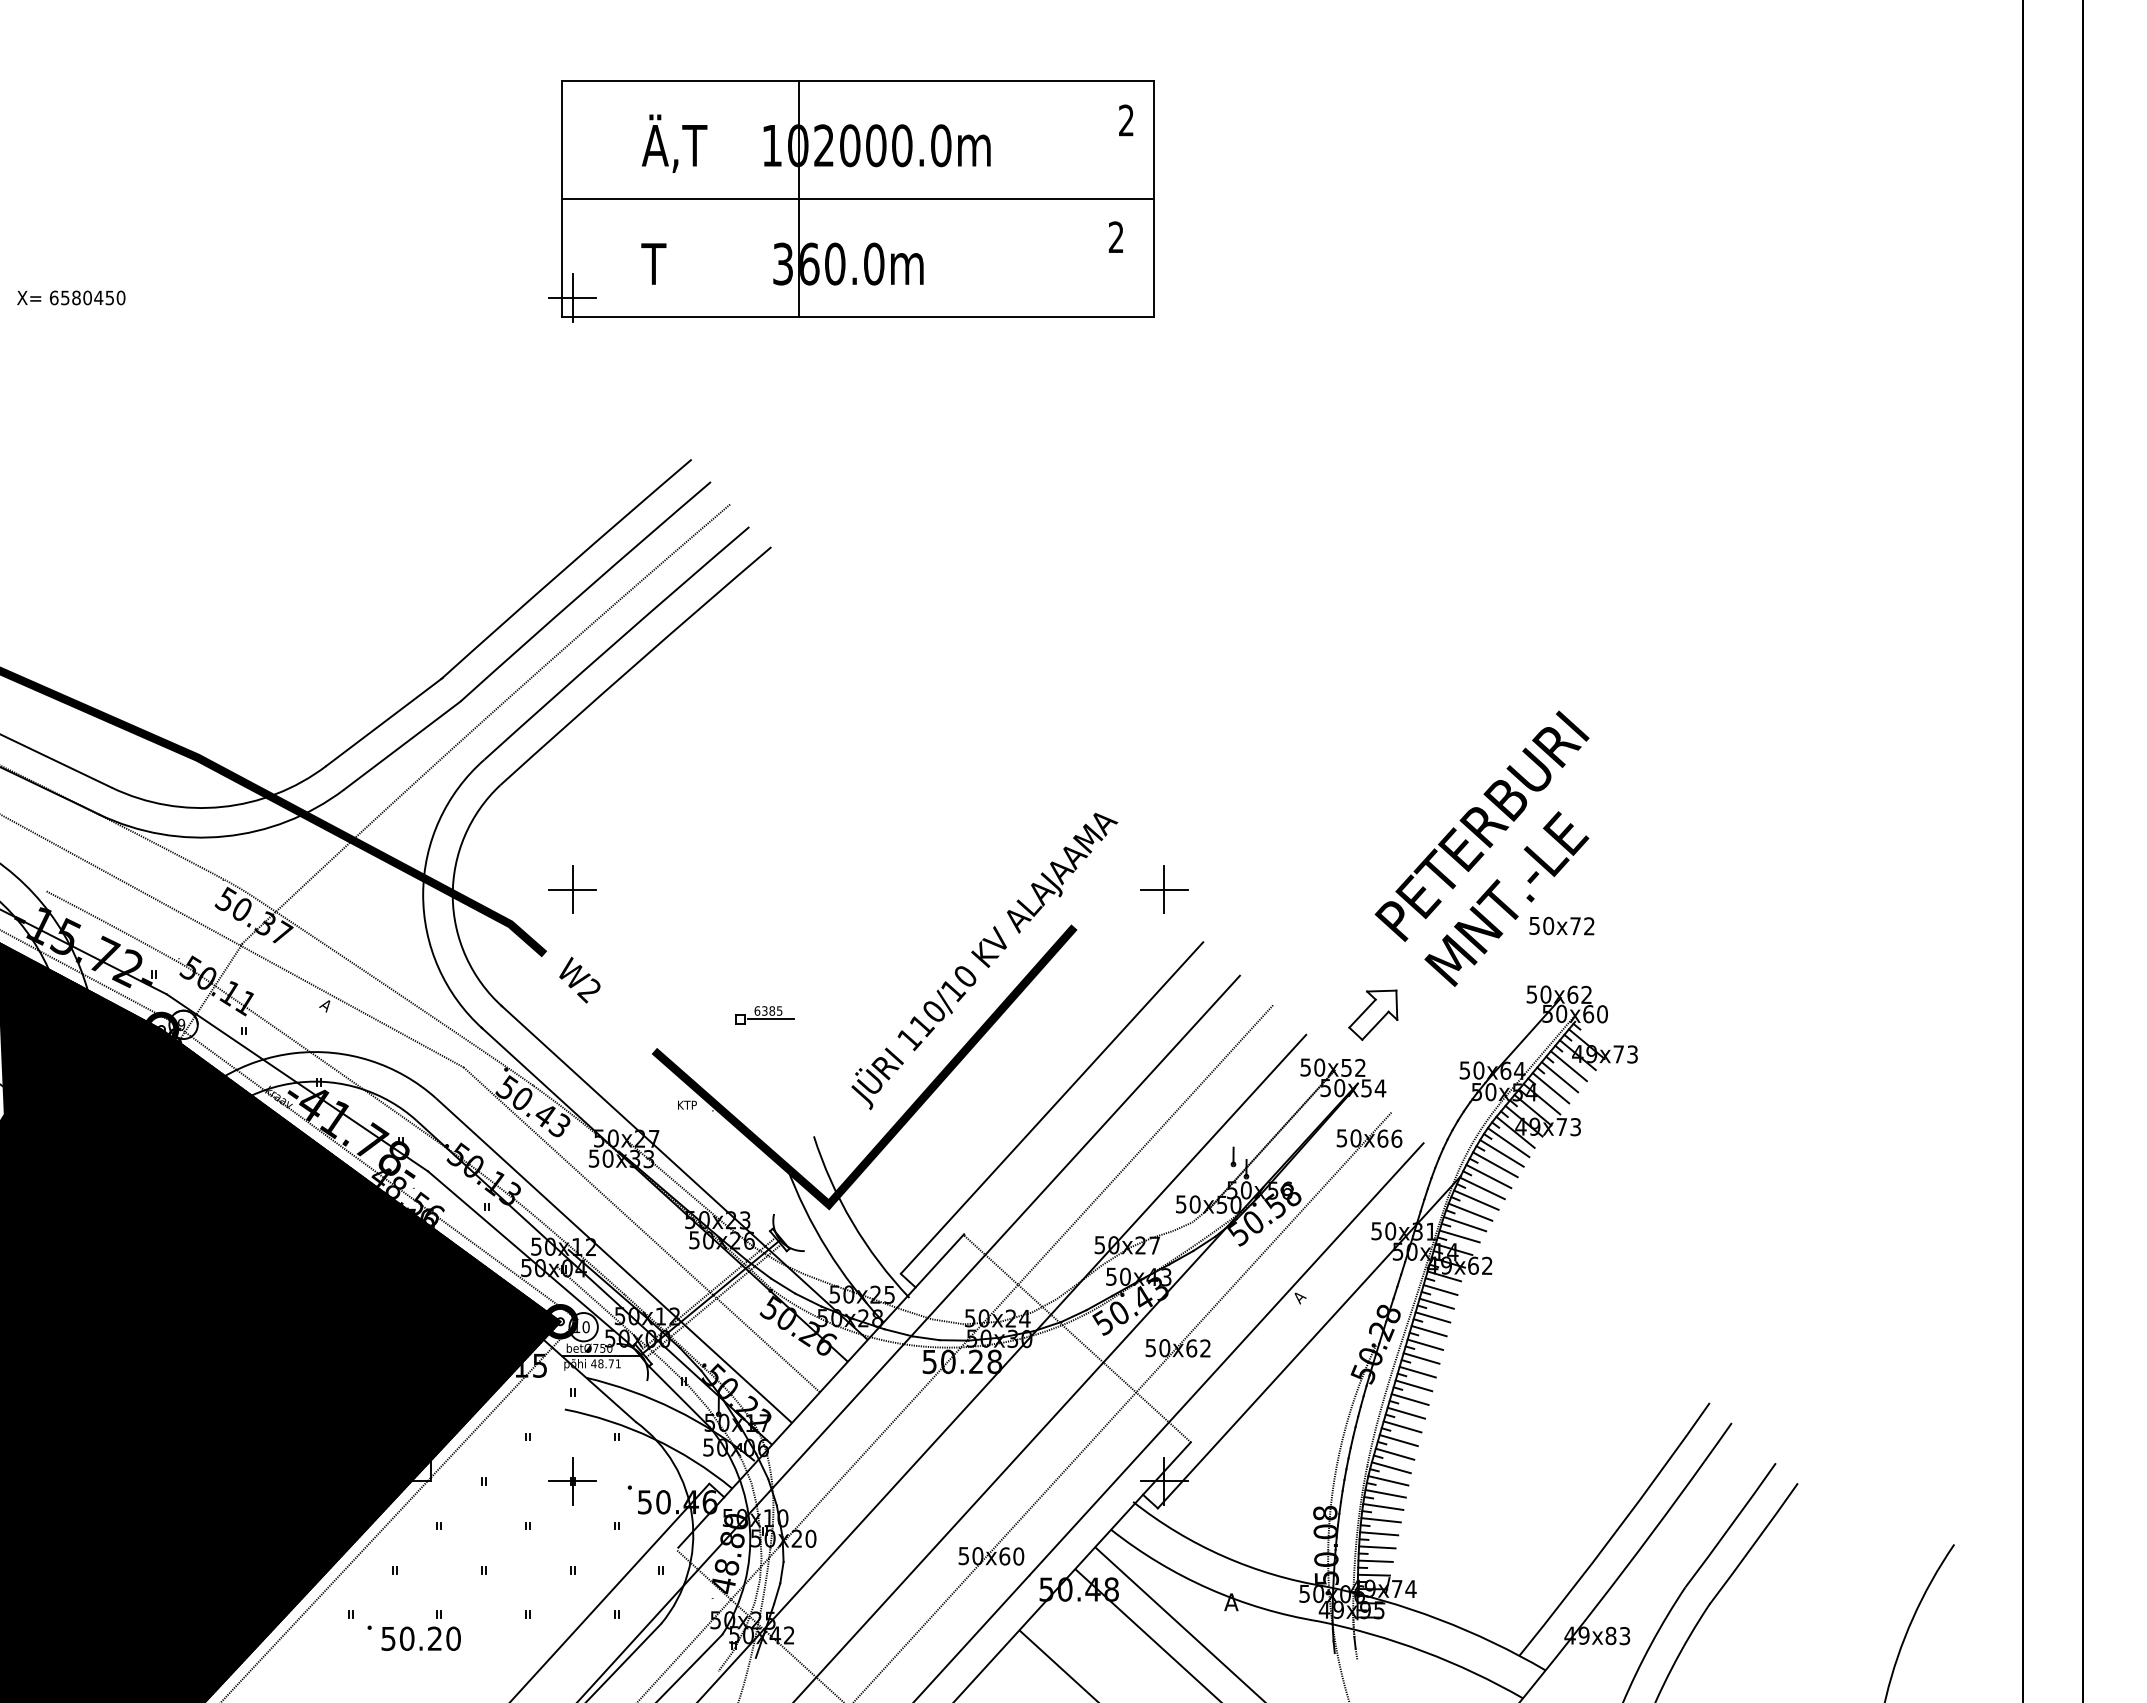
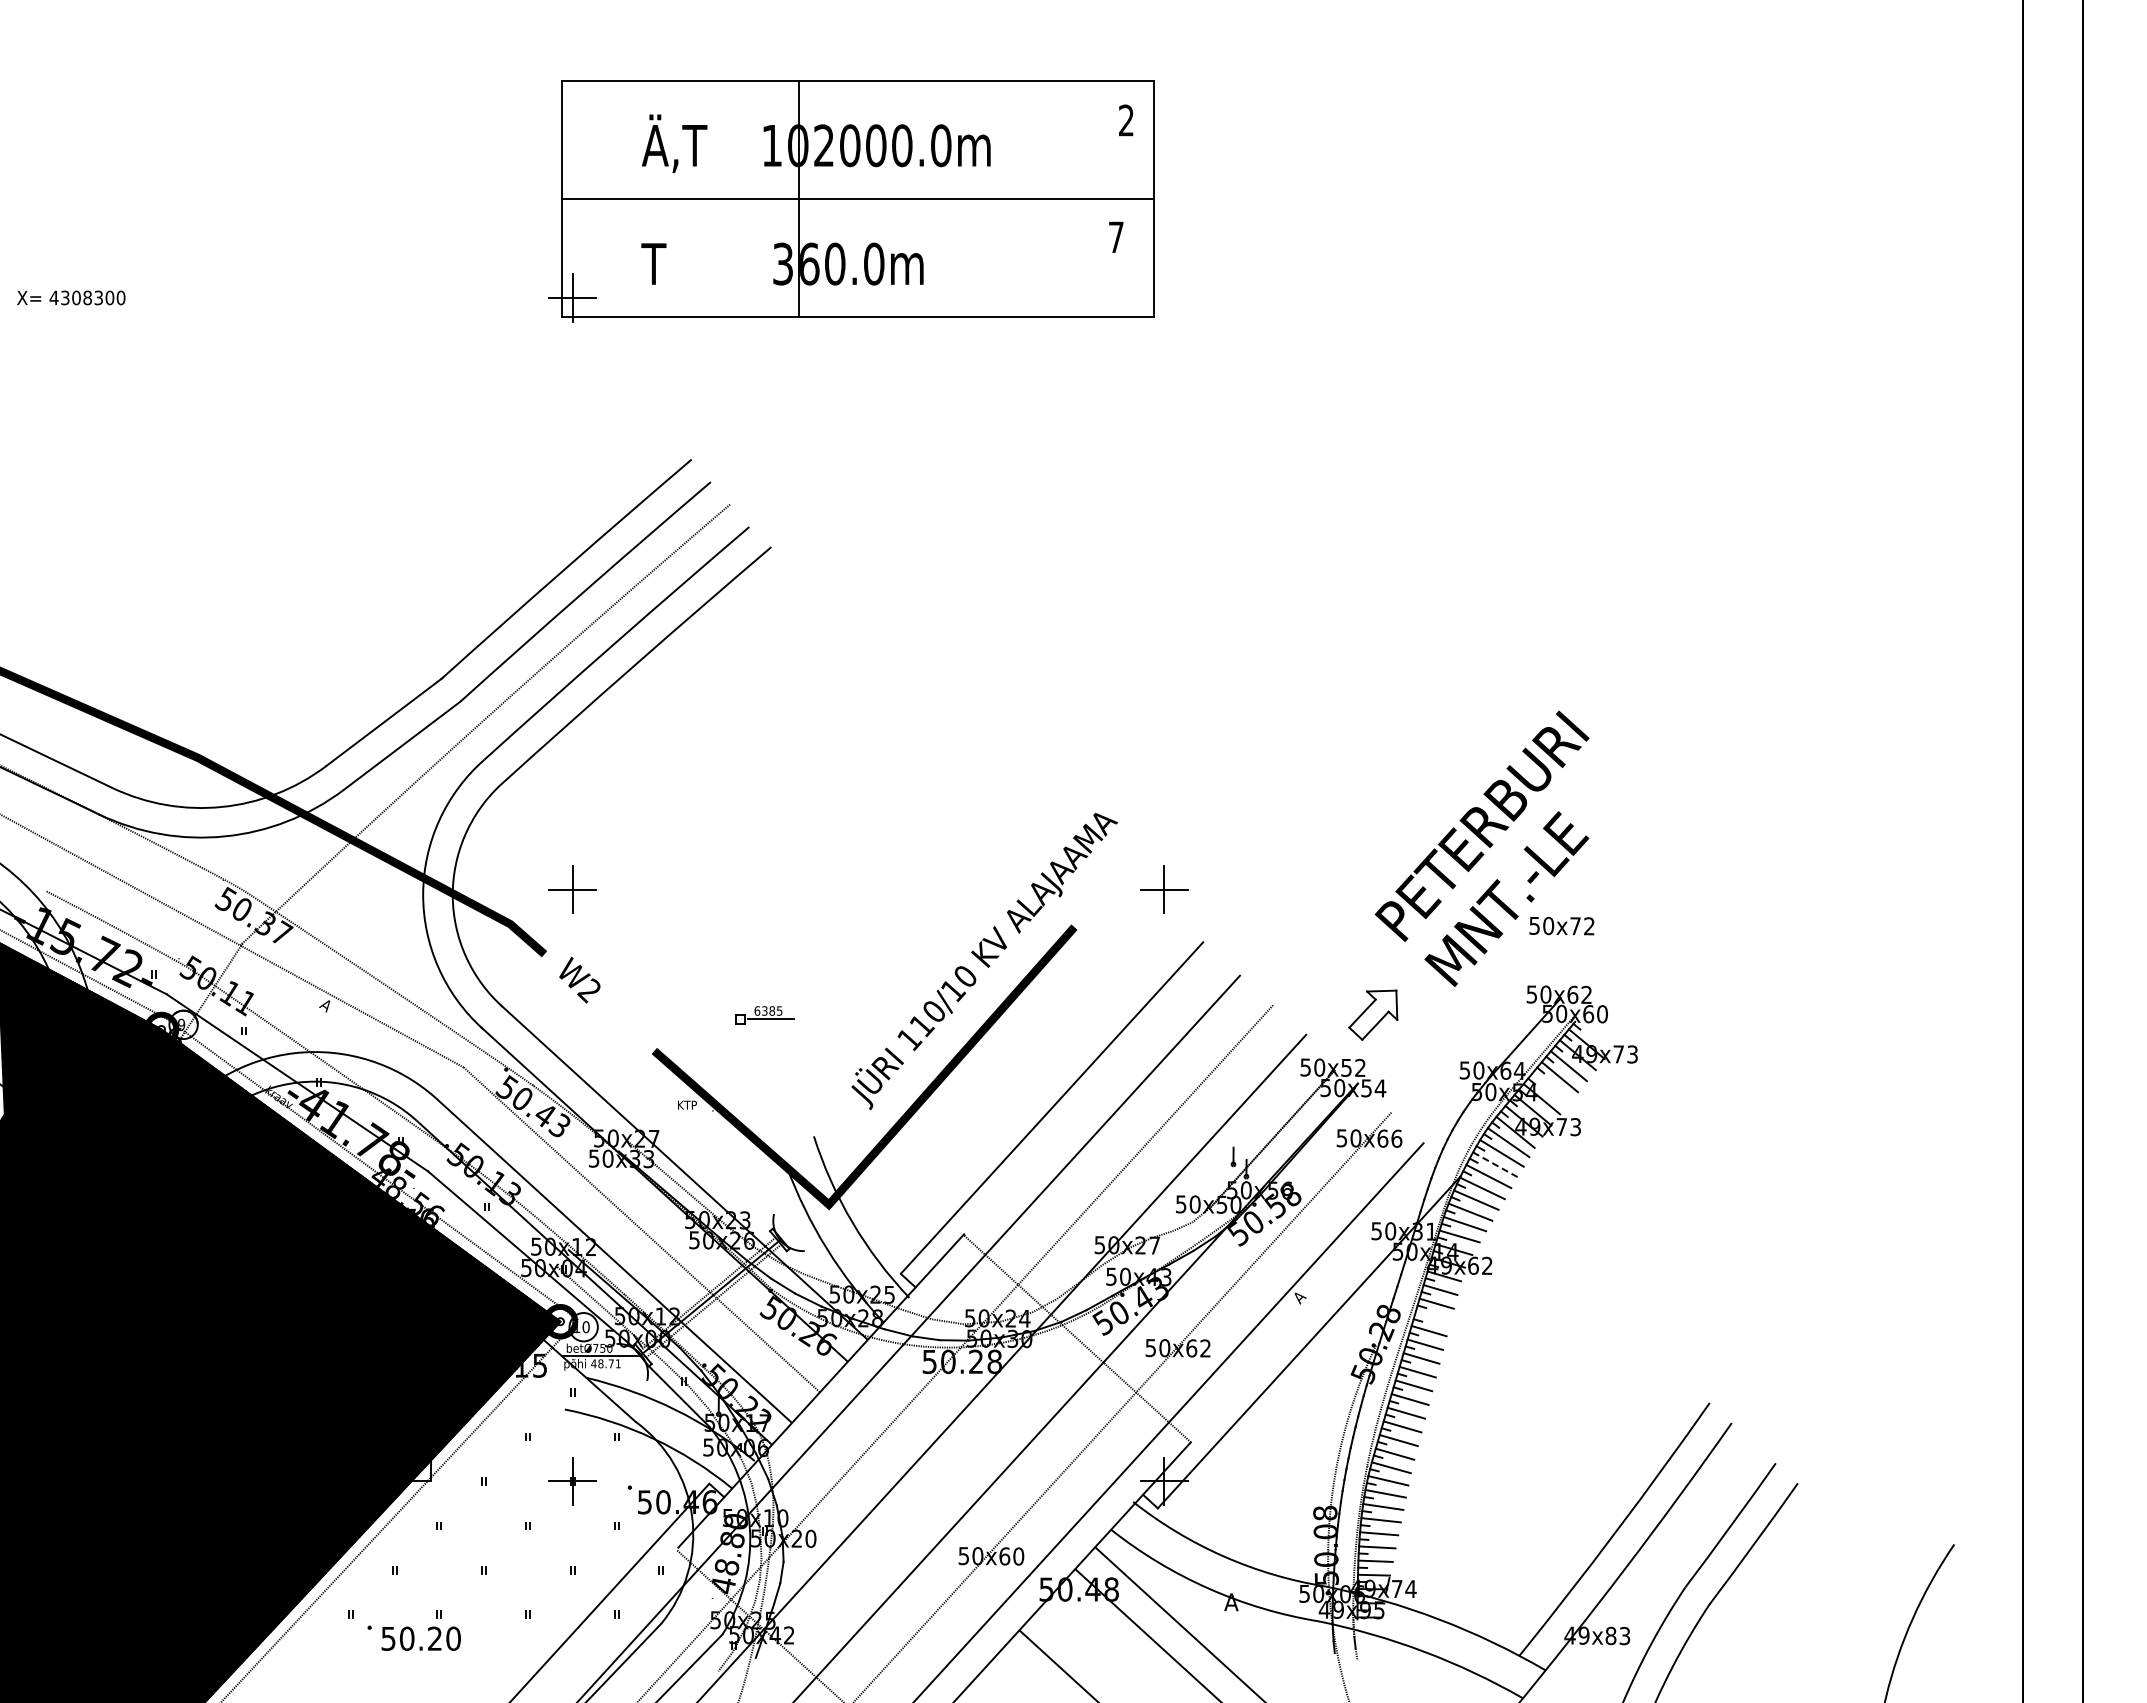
text: 2 -> 7 (1115, 236)
text: 6580450 -> 4308300 (81, 297)
line: present -> none (1550, 1088)
line: solid -> dashed (1495, 1165)
line: present -> none (1432, 1317)
